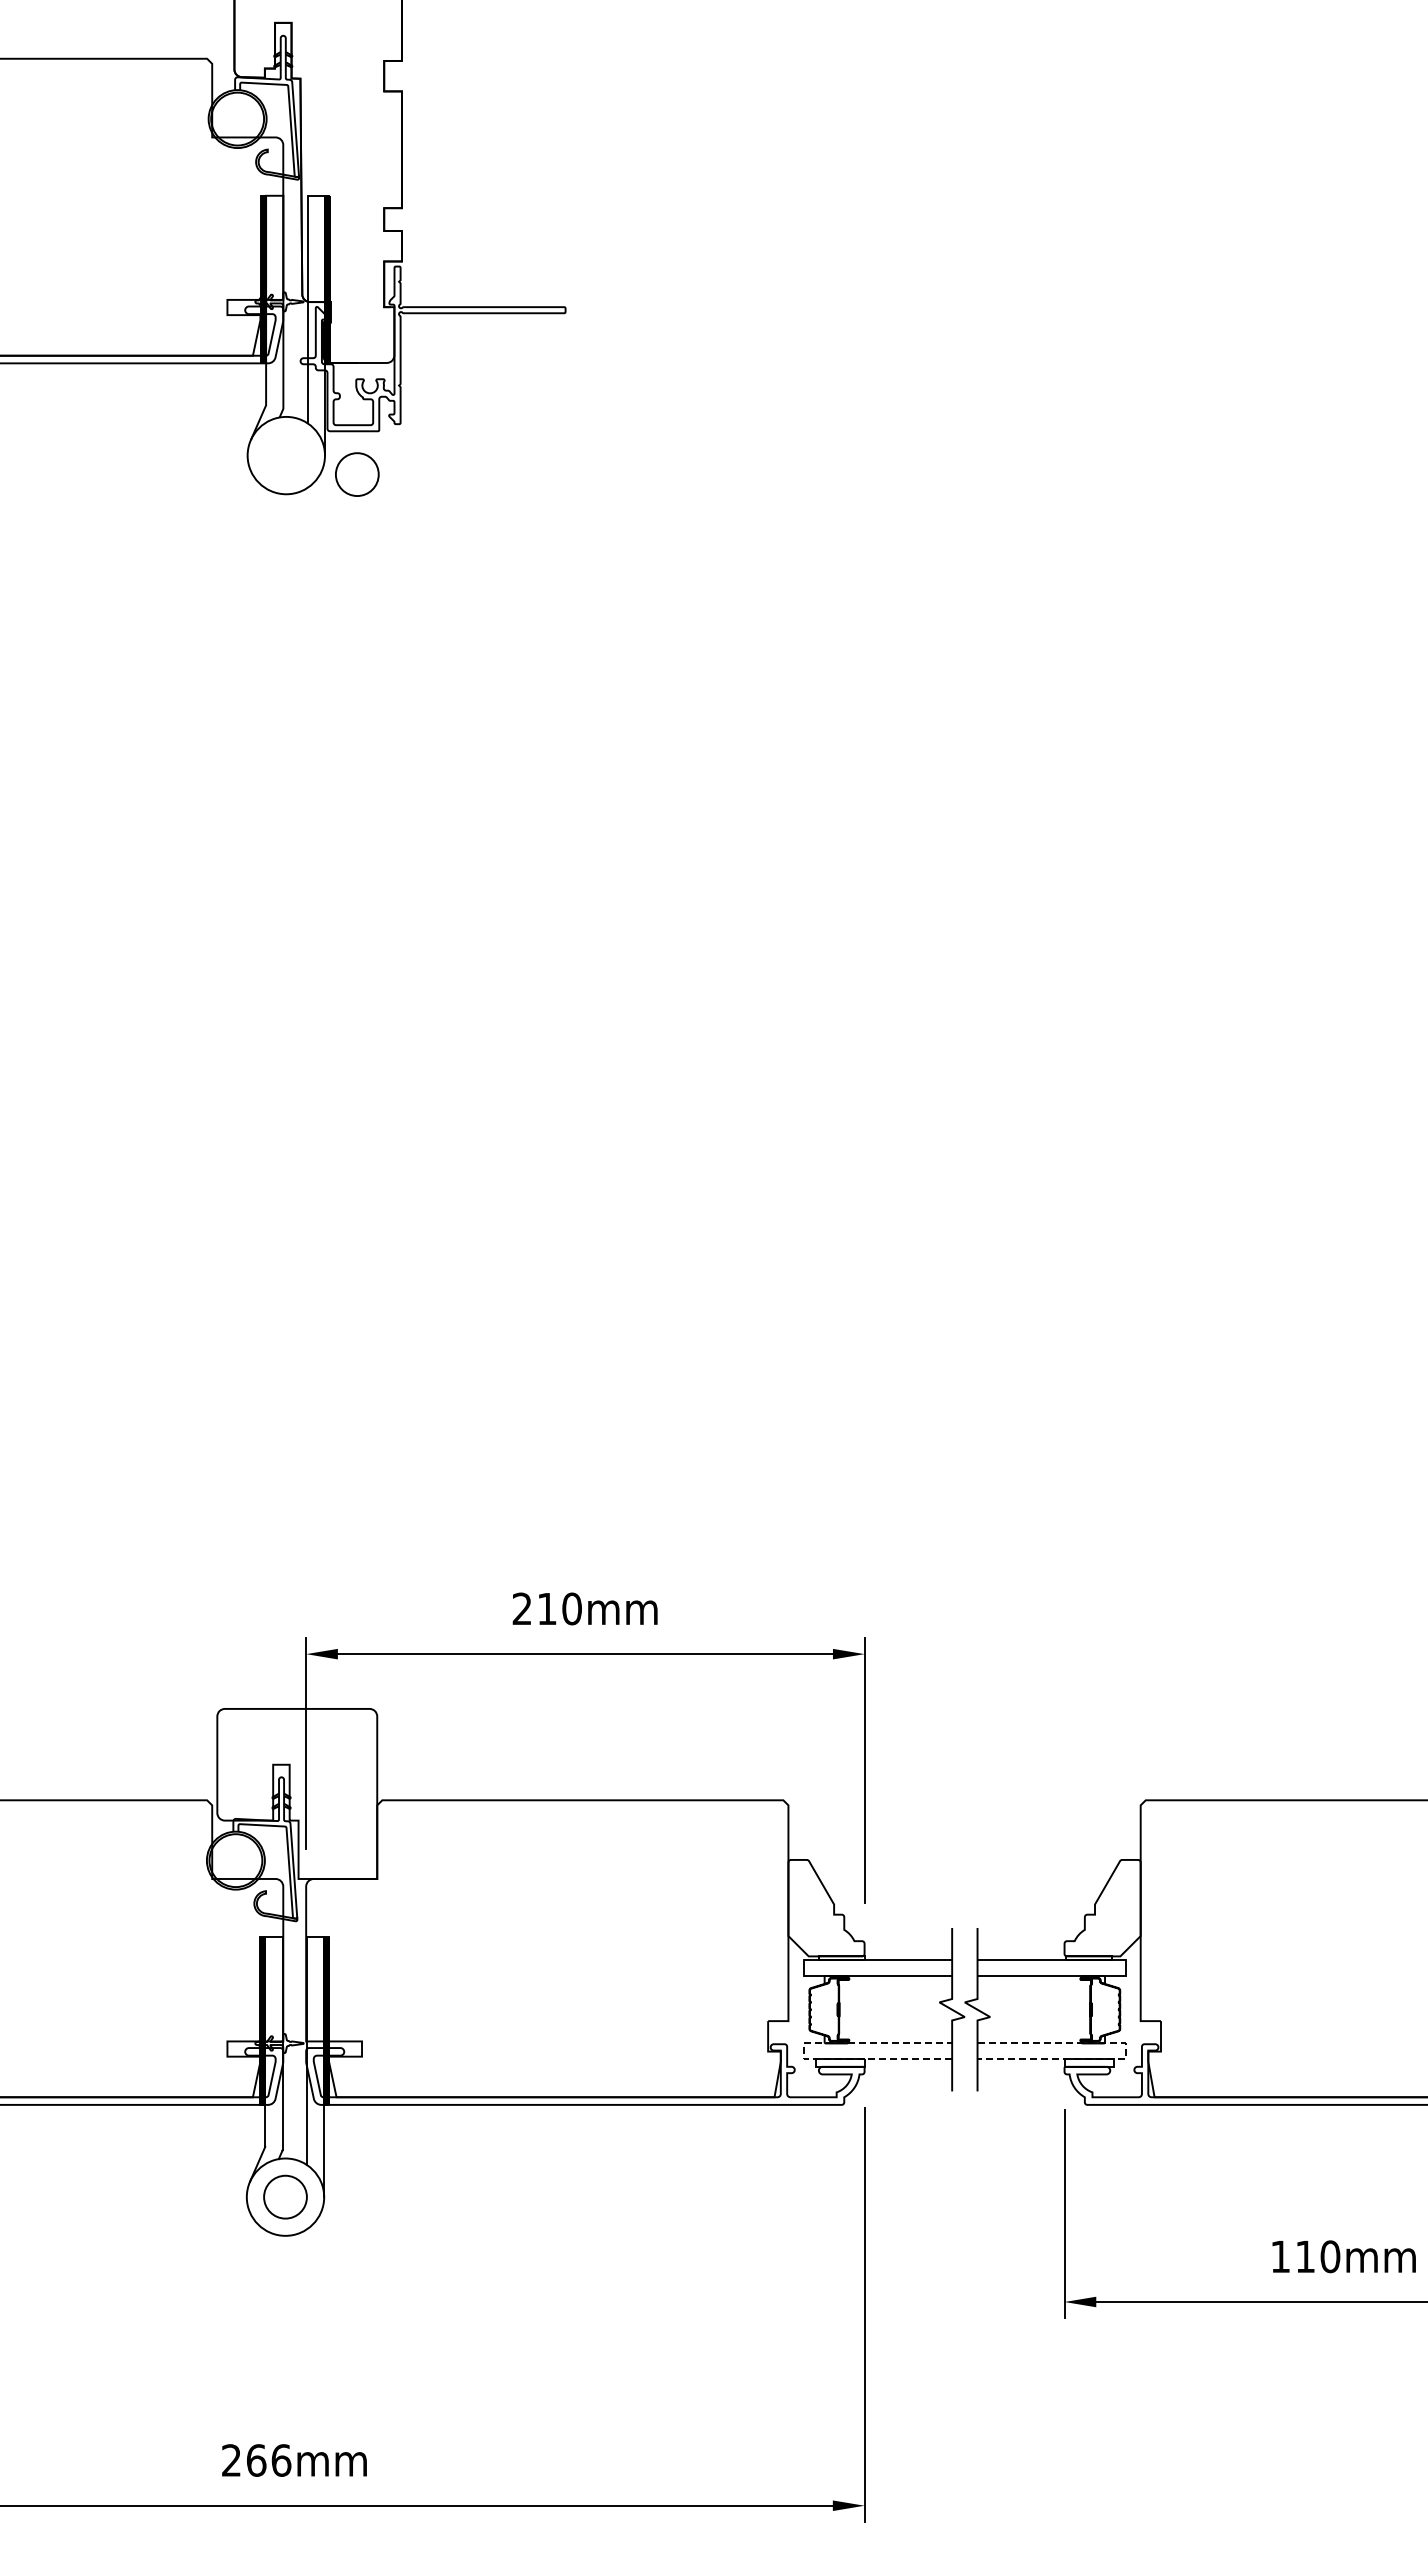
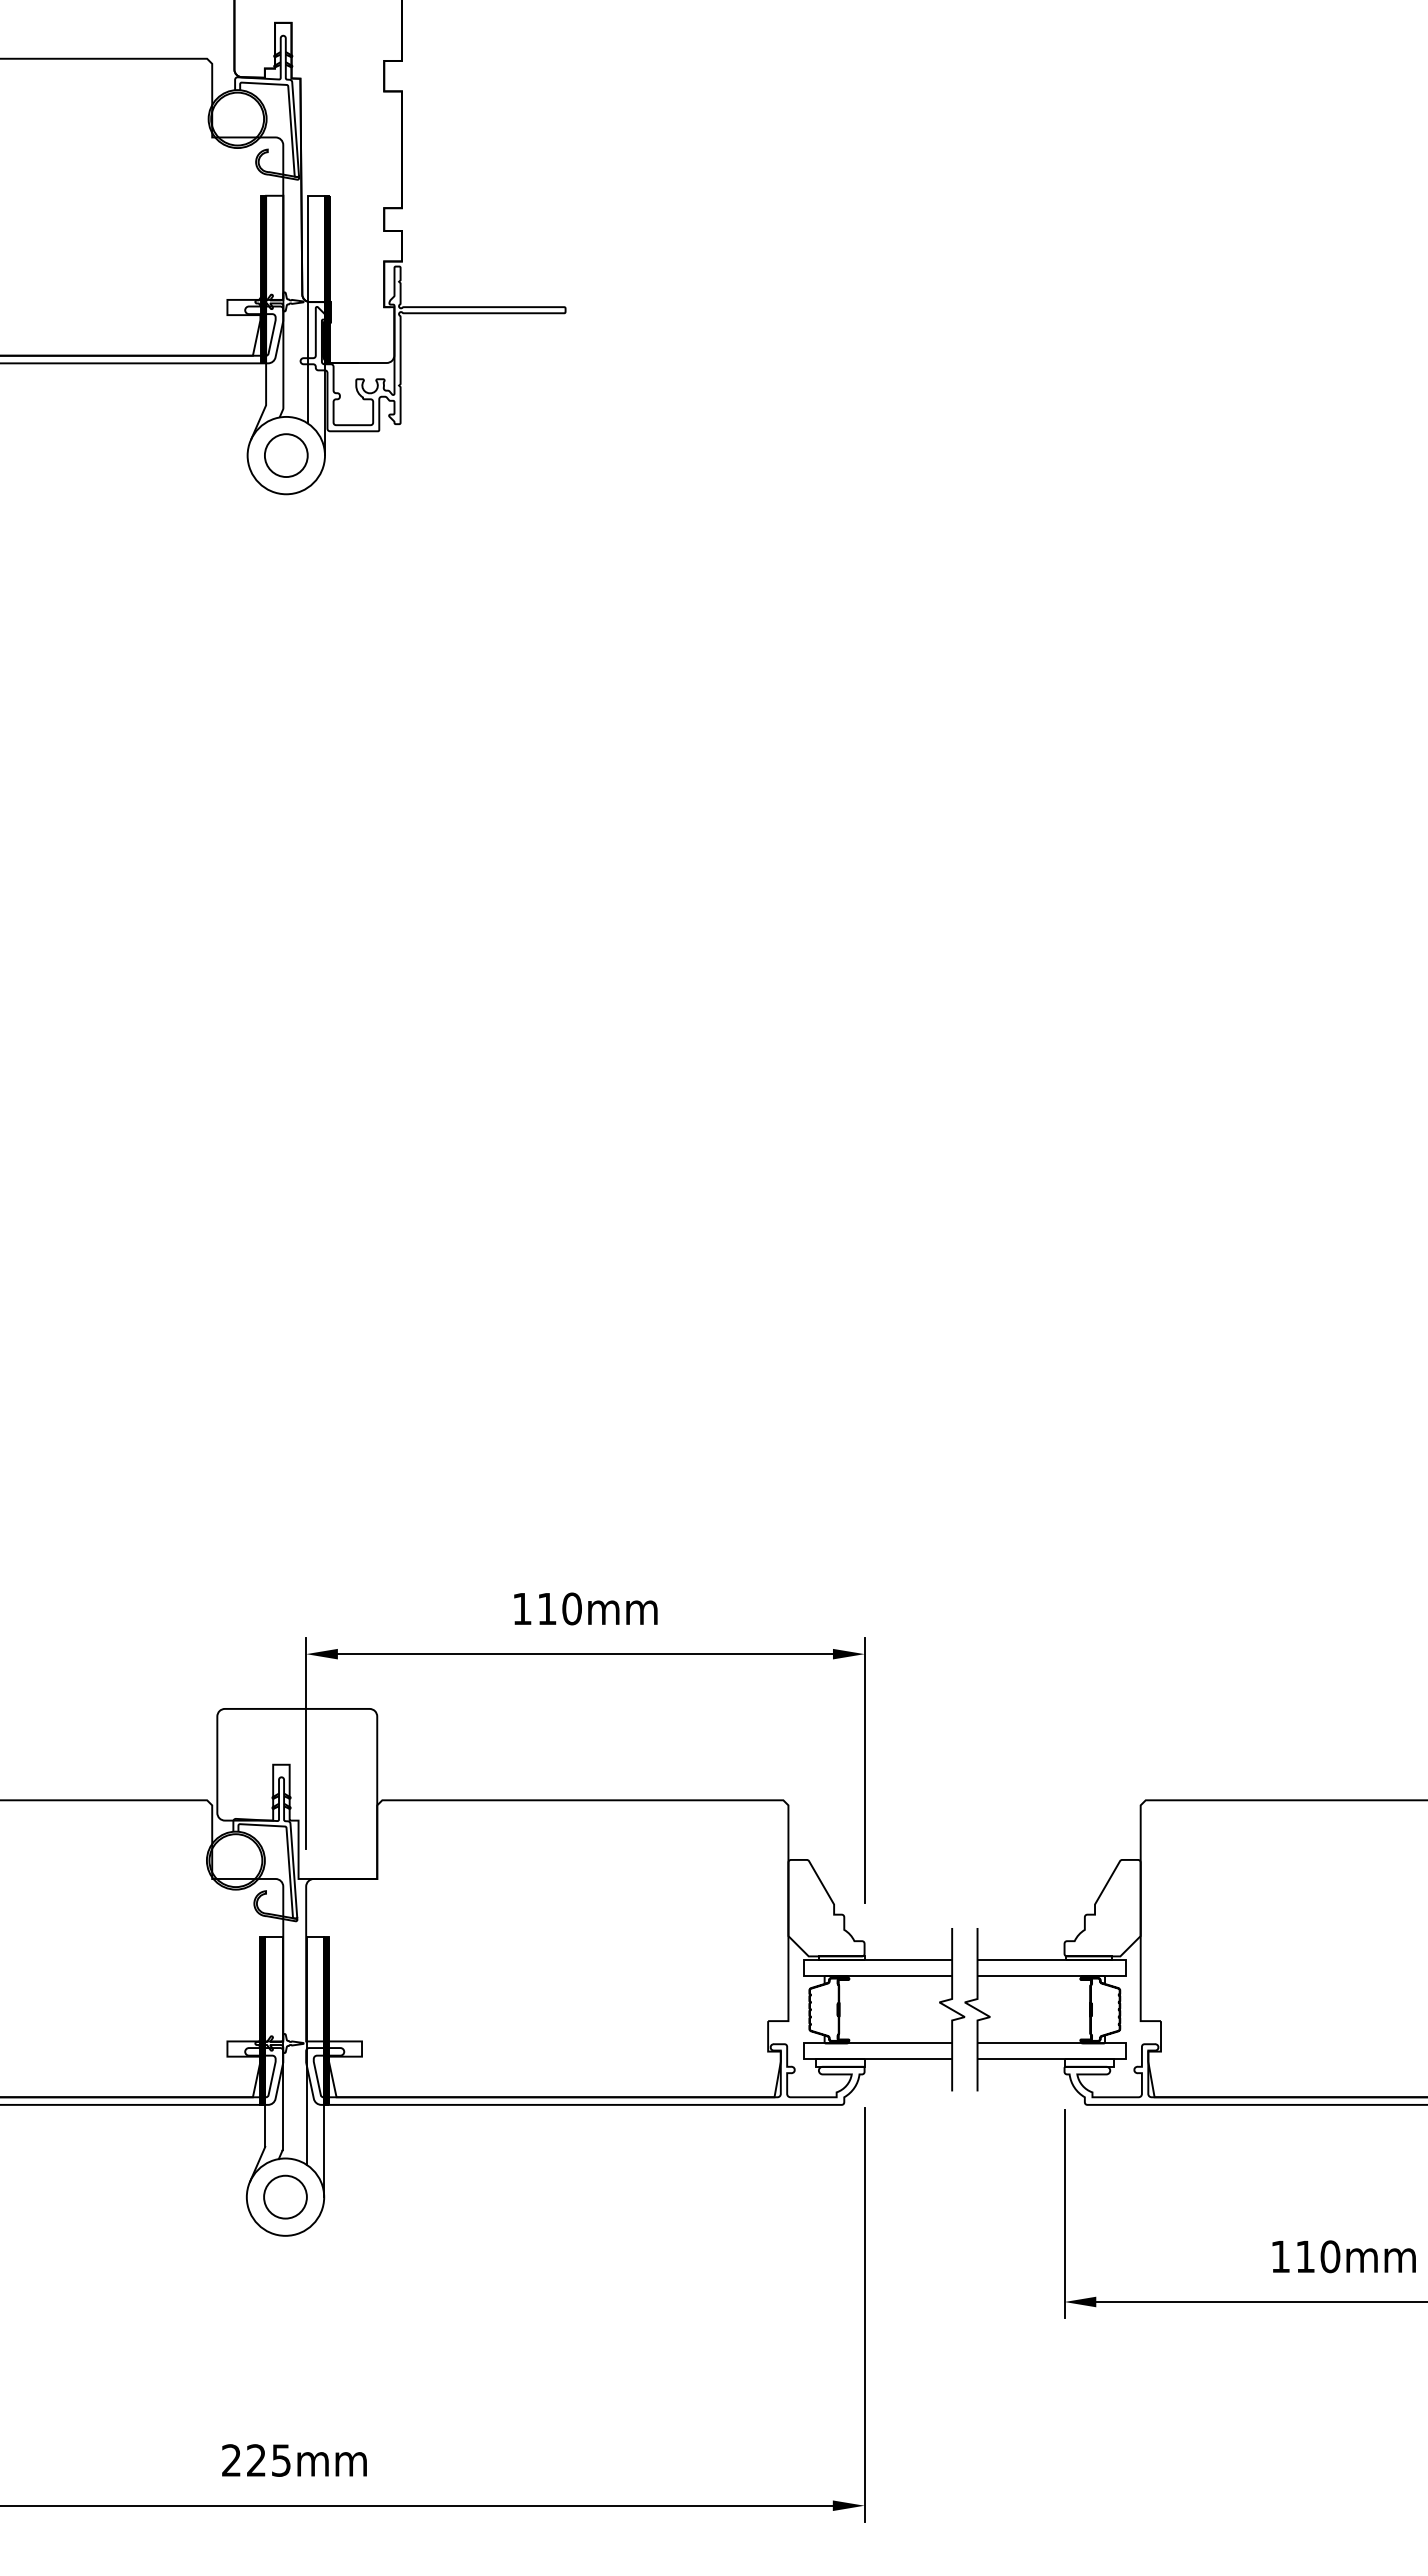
circle position: (357, 474) -> (286, 455) (286, 455)
text: 210mm -> 110mm (521, 1608)
line: dashed -> solid (803, 2051)
line: dashed -> solid (1126, 2051)
text: 266mm -> 225mm (269, 2460)
